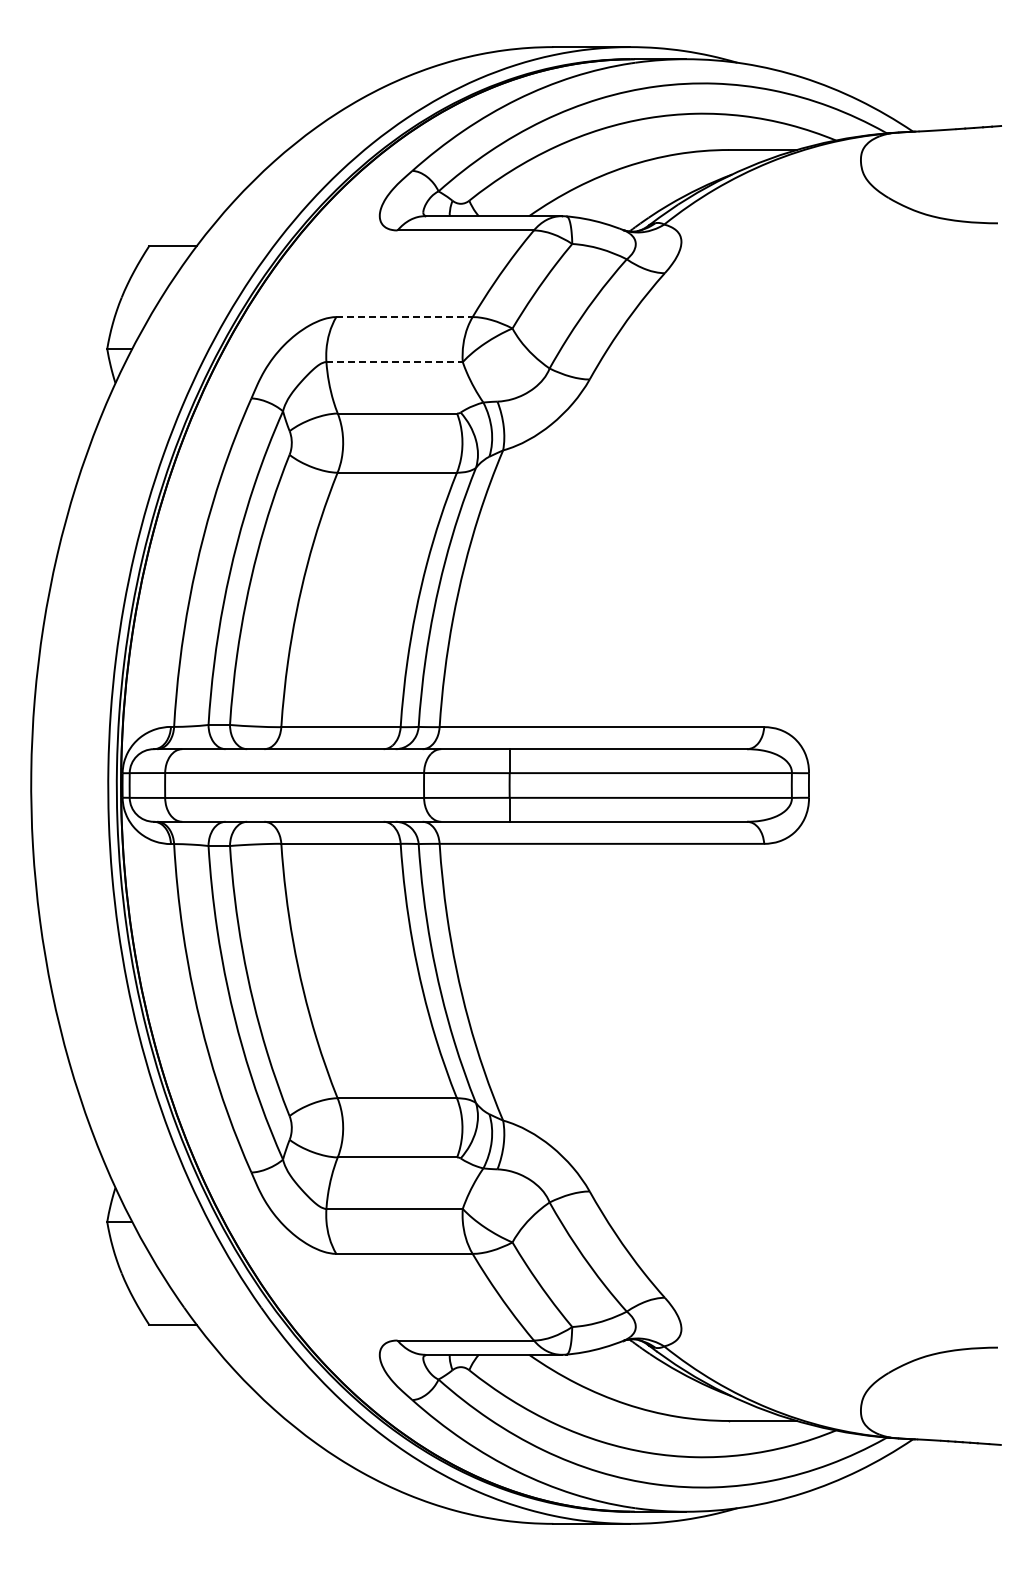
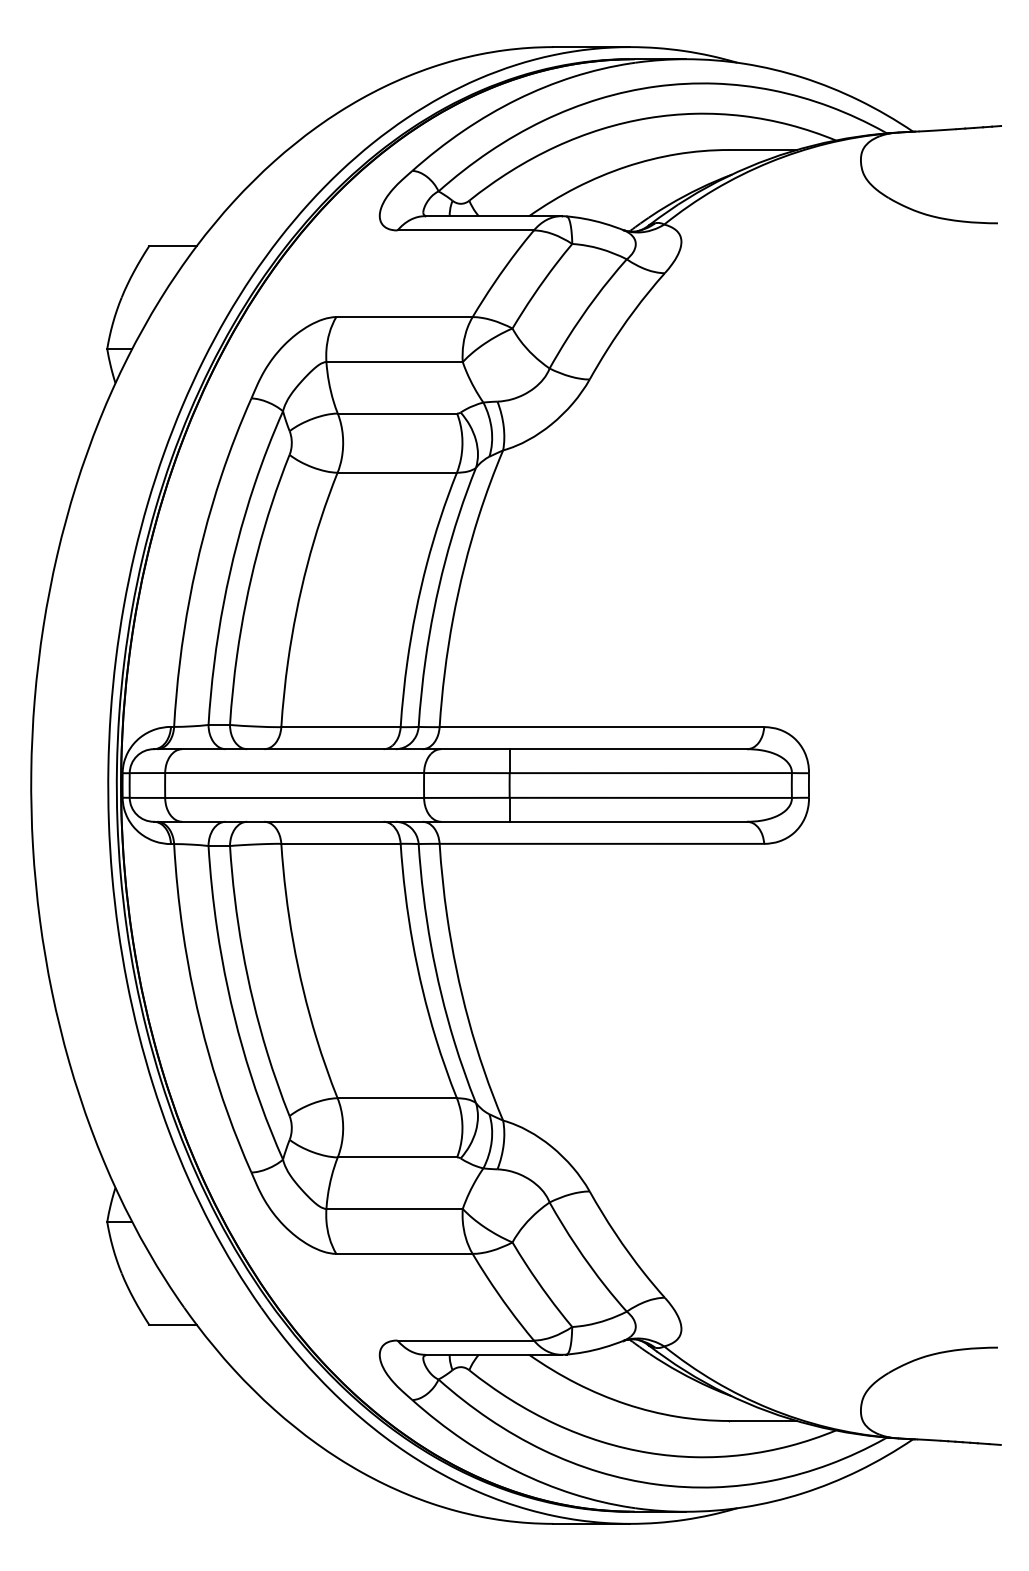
line: dashed -> solid (405, 317)
line: dashed -> solid (395, 362)
